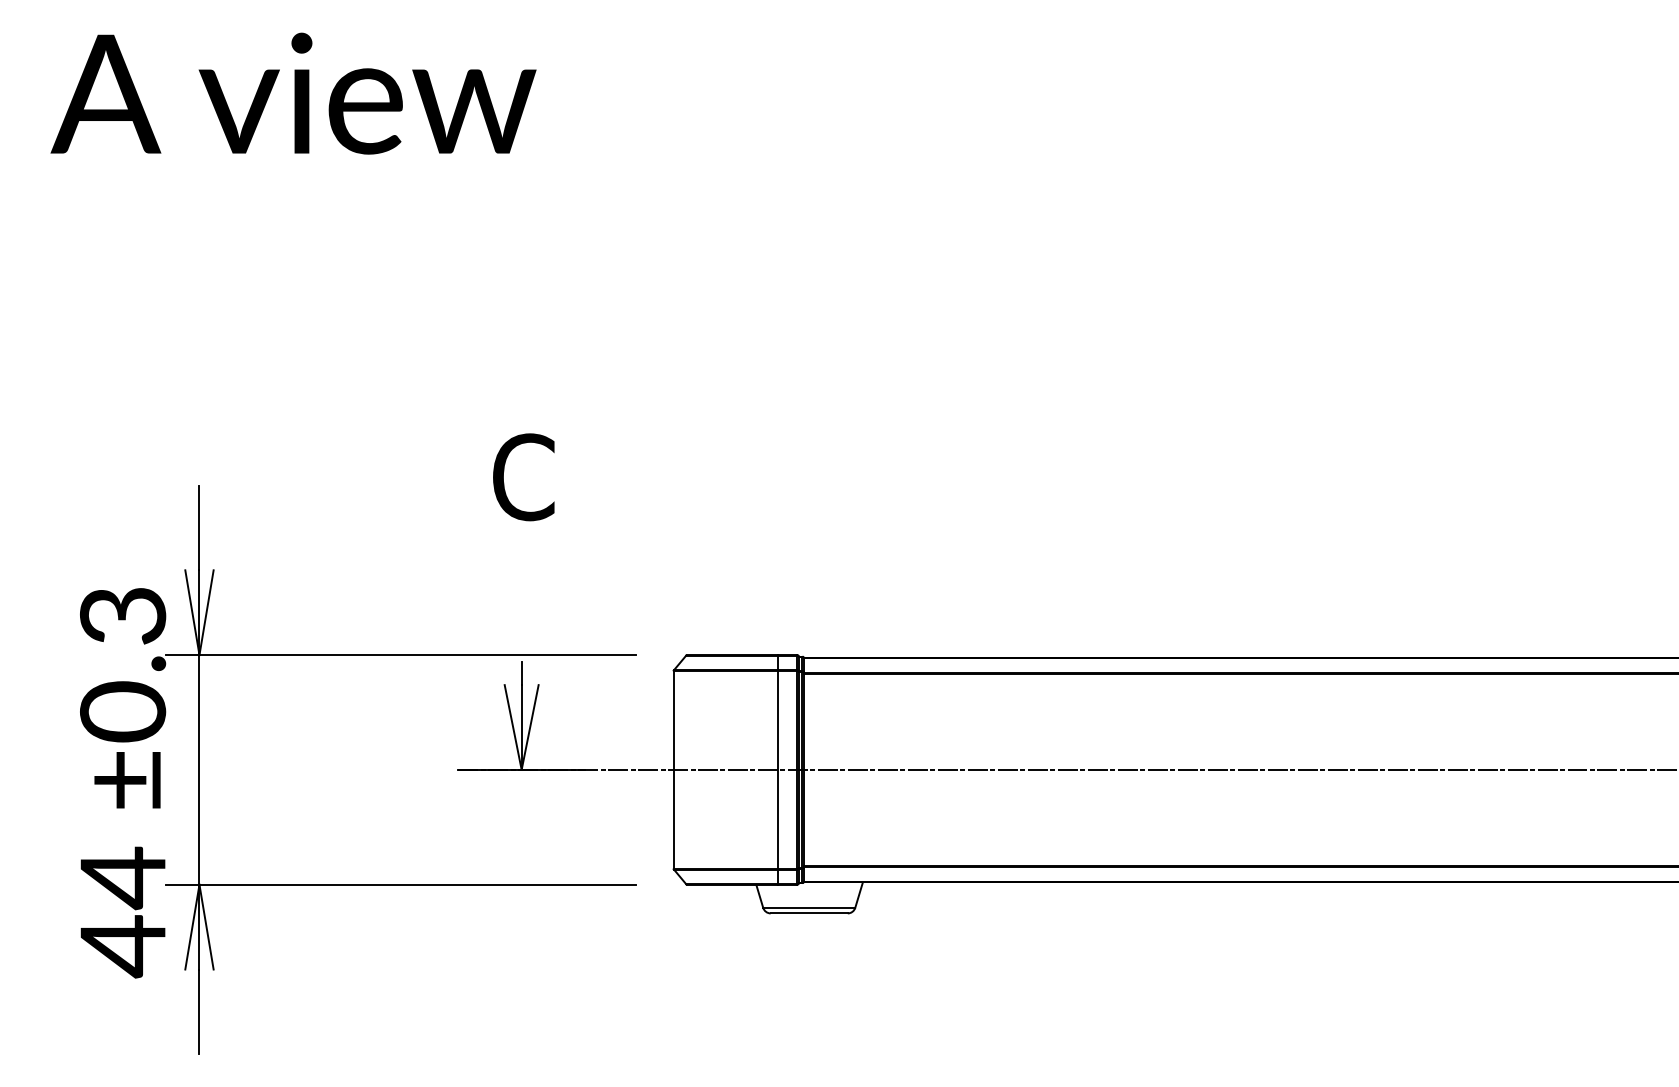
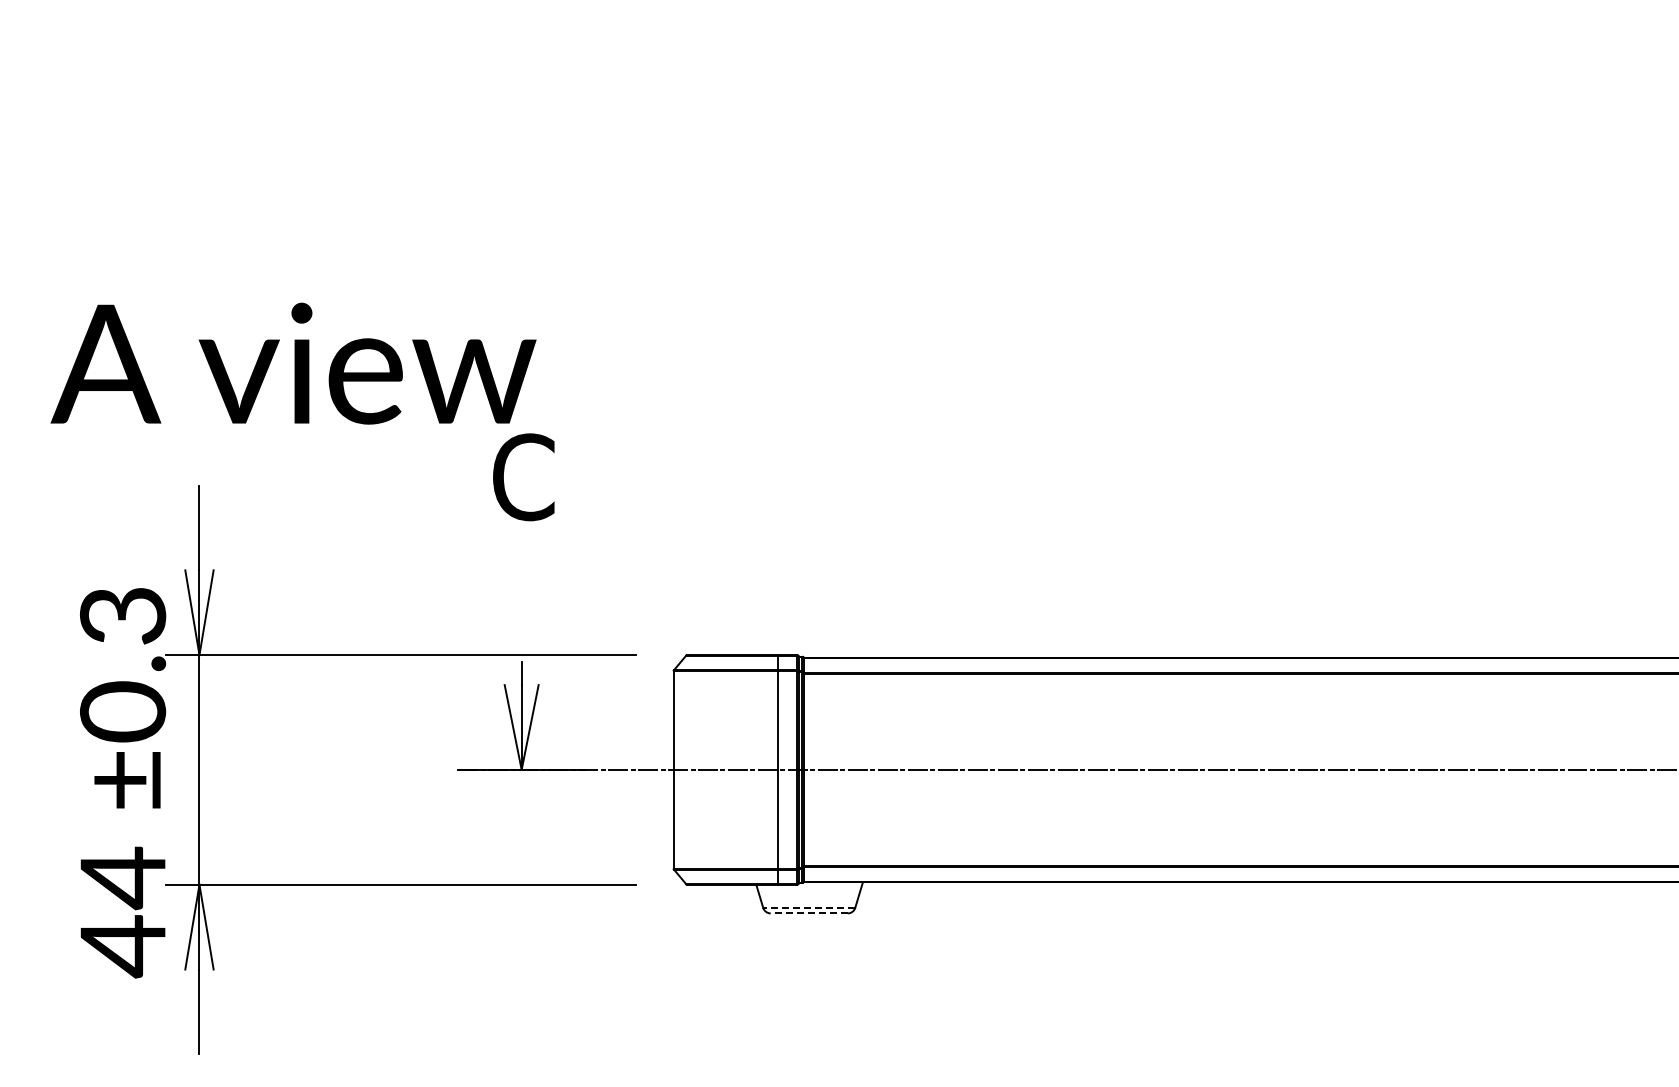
text position: (293, 93) -> (293, 363) (293, 363)
line: solid -> dashed (808, 907)
line: solid -> dashed (809, 913)
